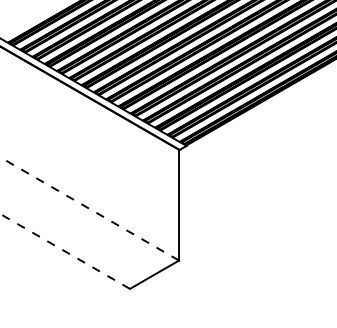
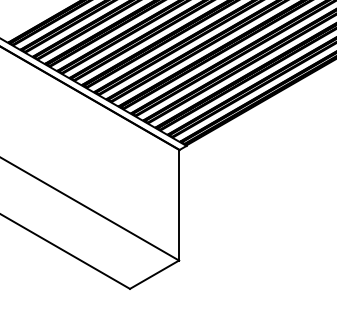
line: dashed -> solid (89, 209)
line: dashed -> solid (65, 251)
